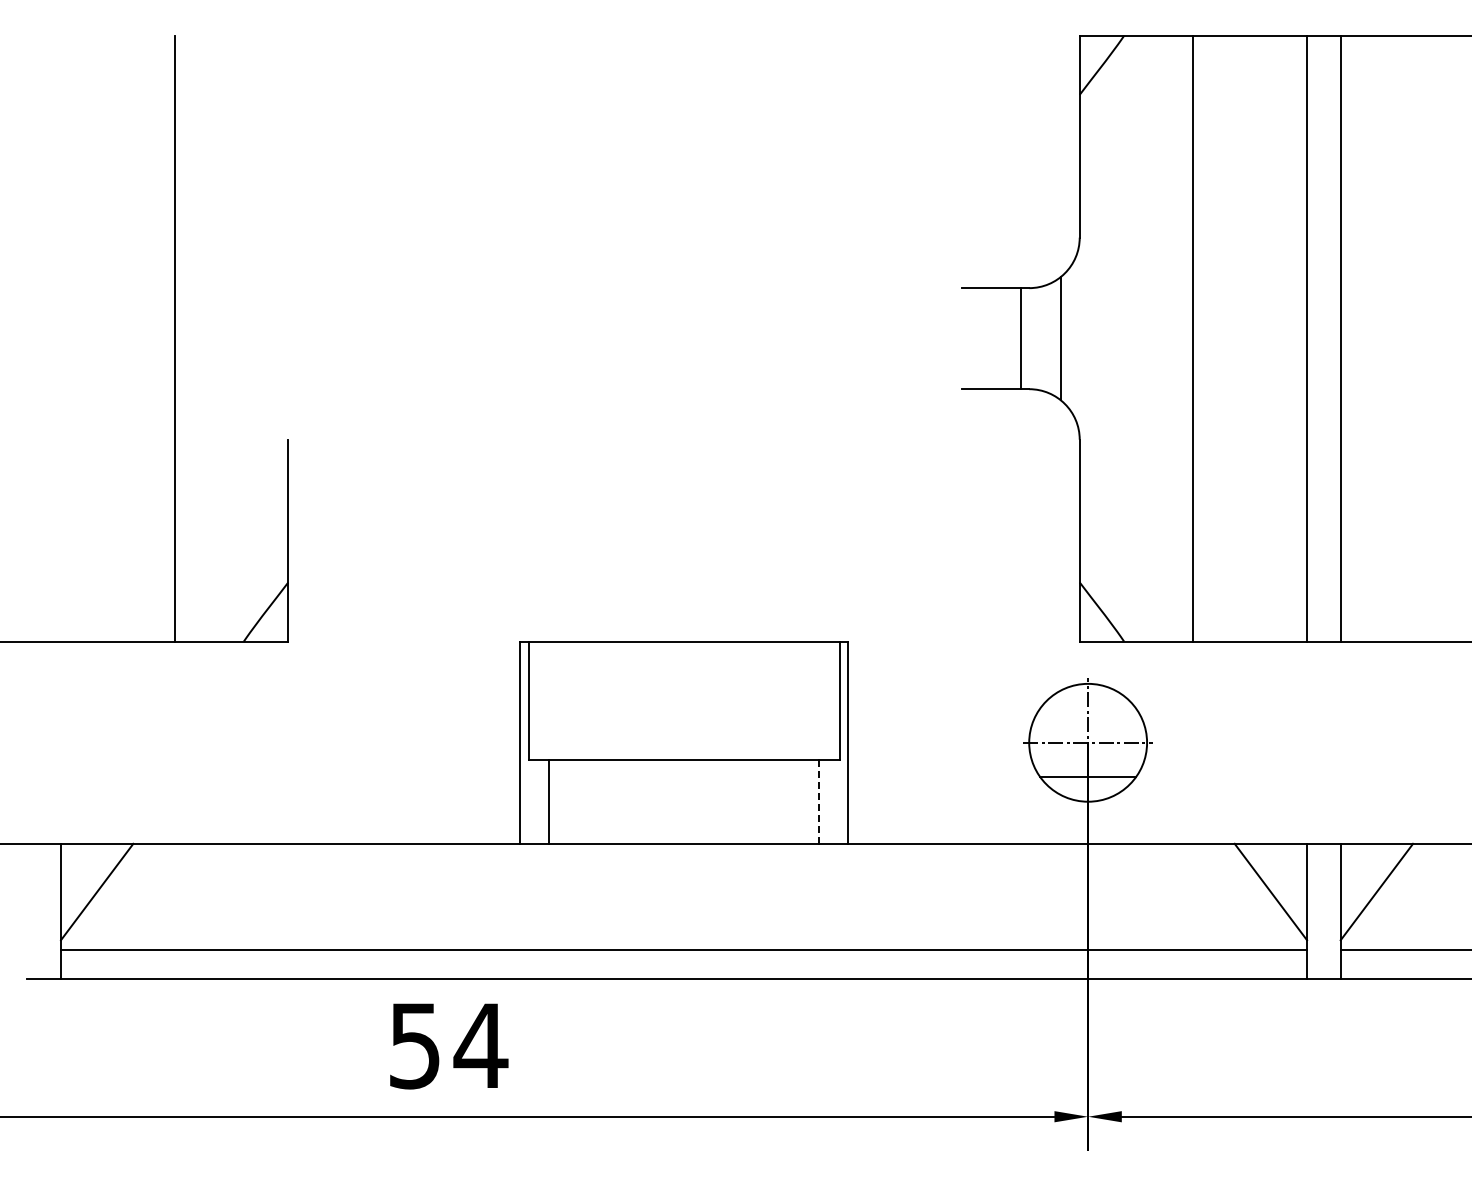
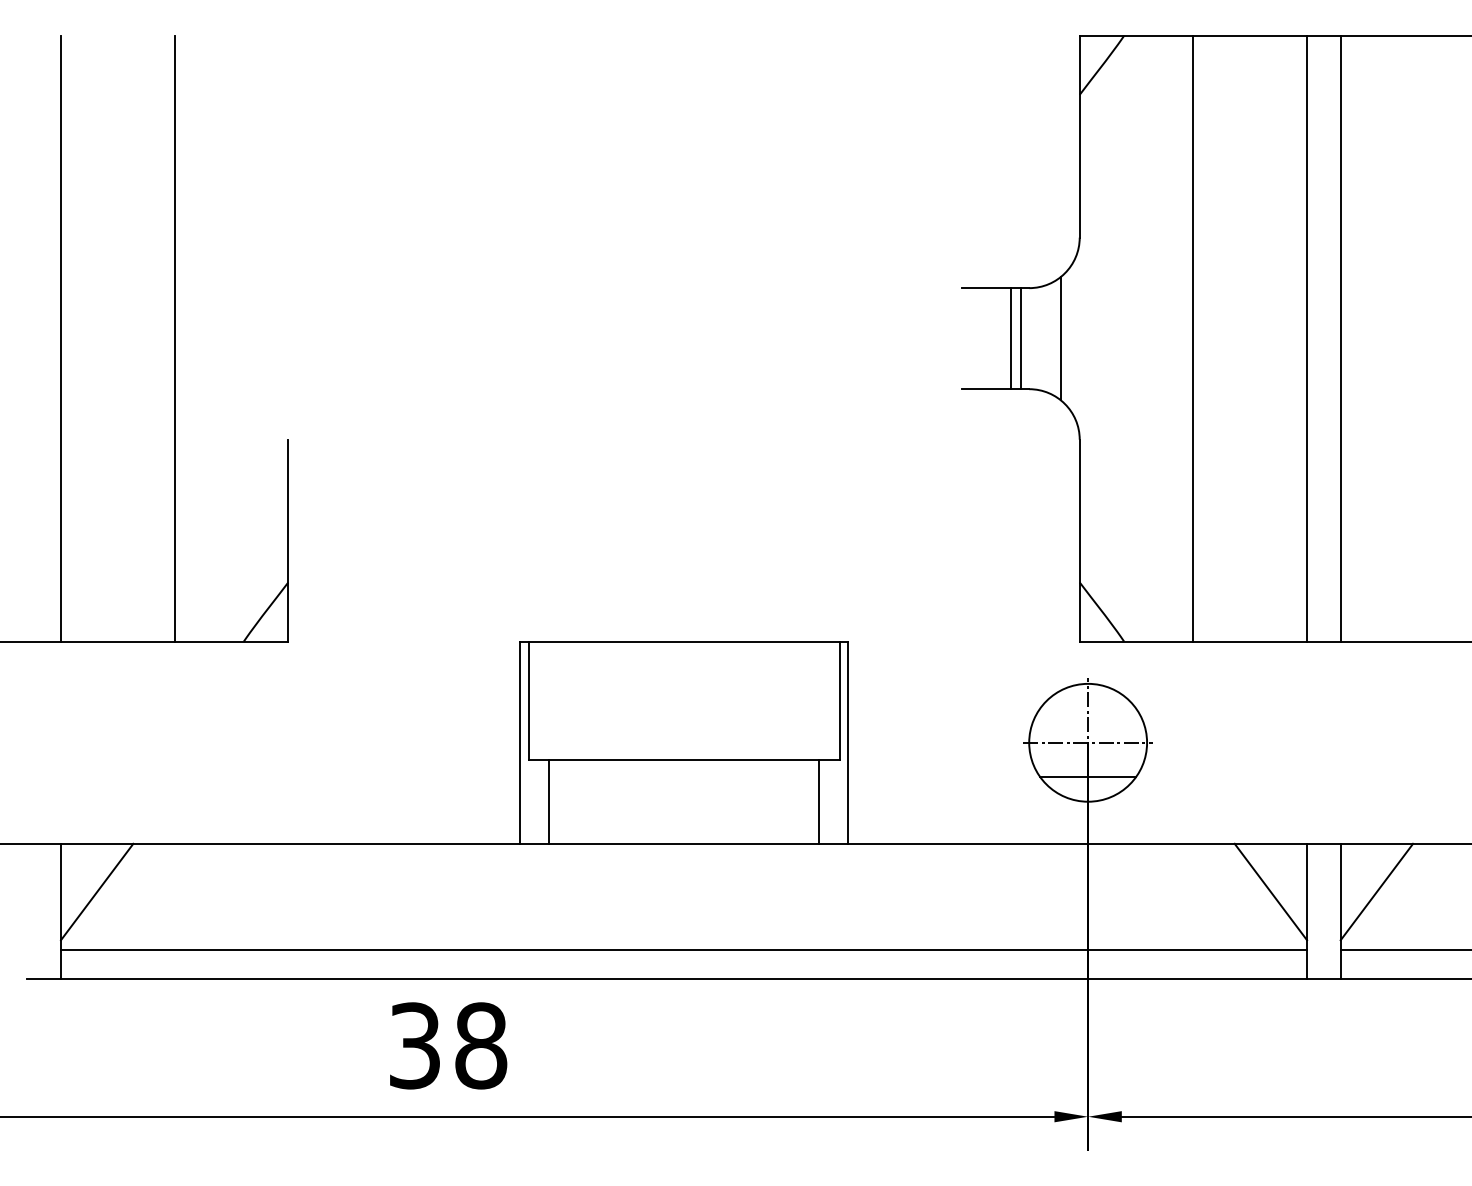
line: none -> present (61, 338)
line: none -> present (1010, 338)
line: dashed -> solid (818, 801)
text: 54 -> 38 (449, 1045)
